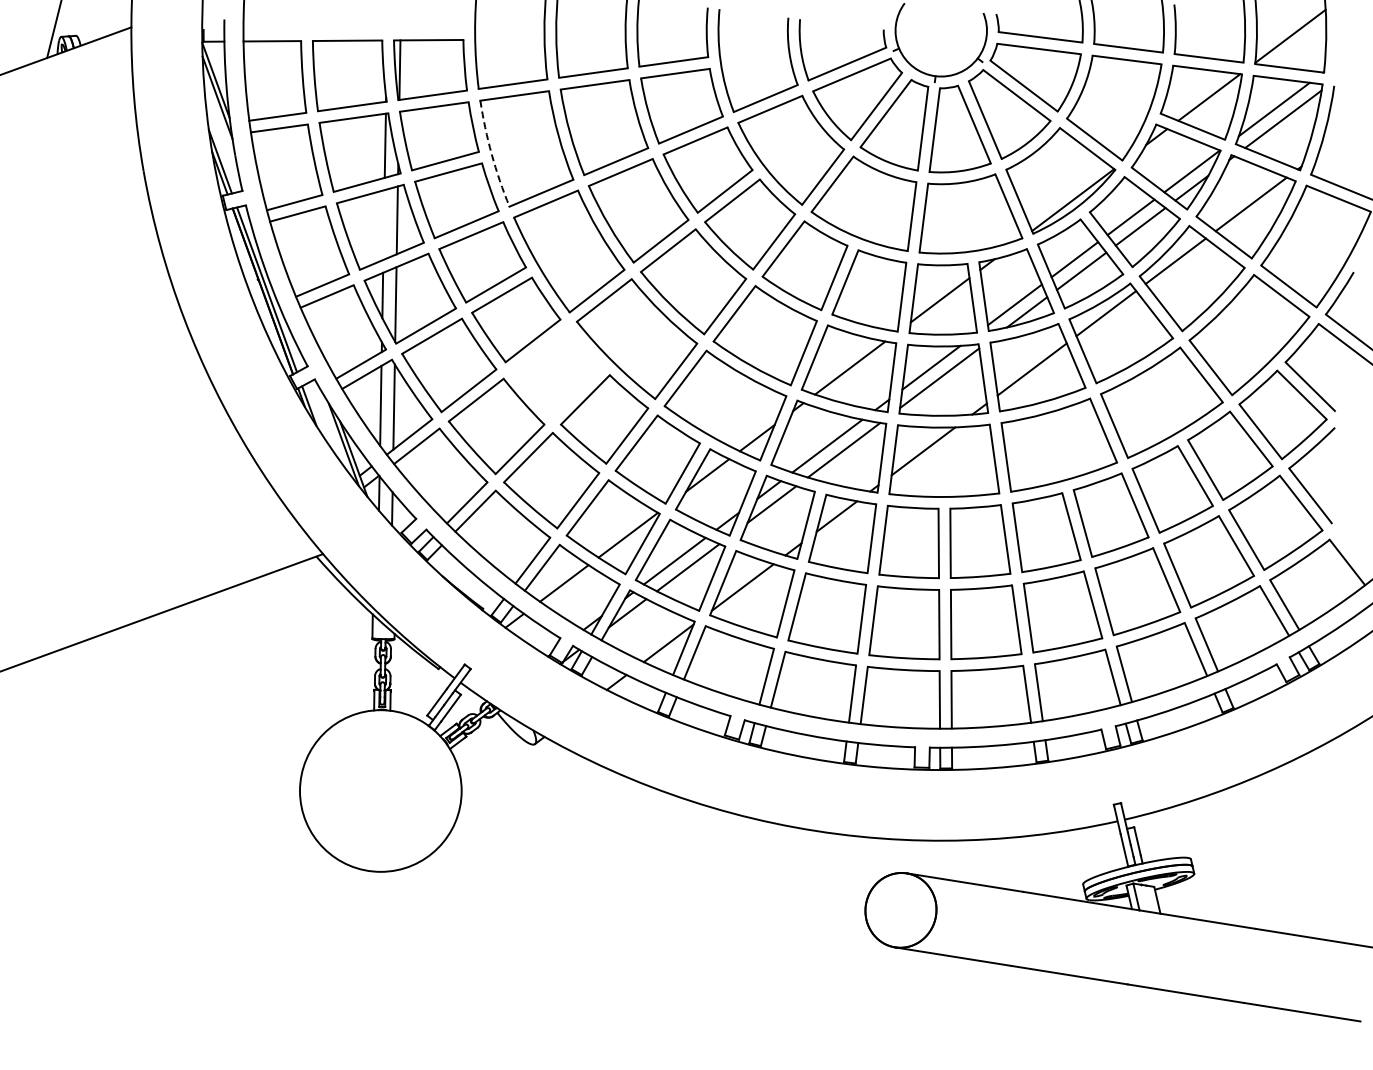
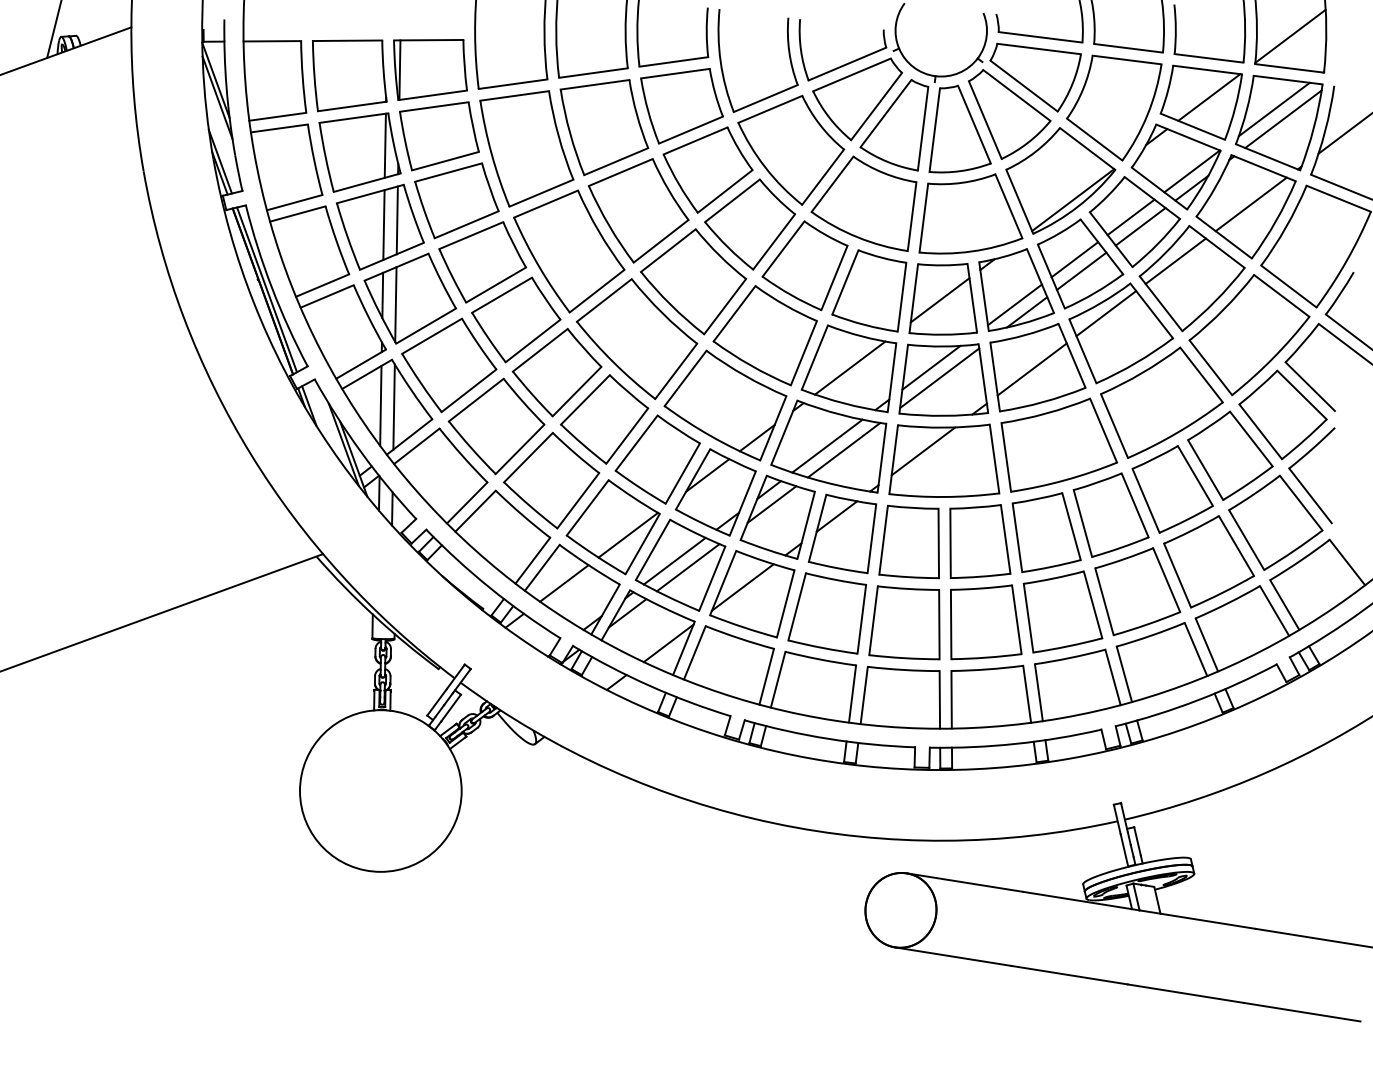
line: none -> present (1343, 134)
arc: dashed -> solid (491, 154)
line: none -> present (383, 224)
part: none -> present (556, 372)
